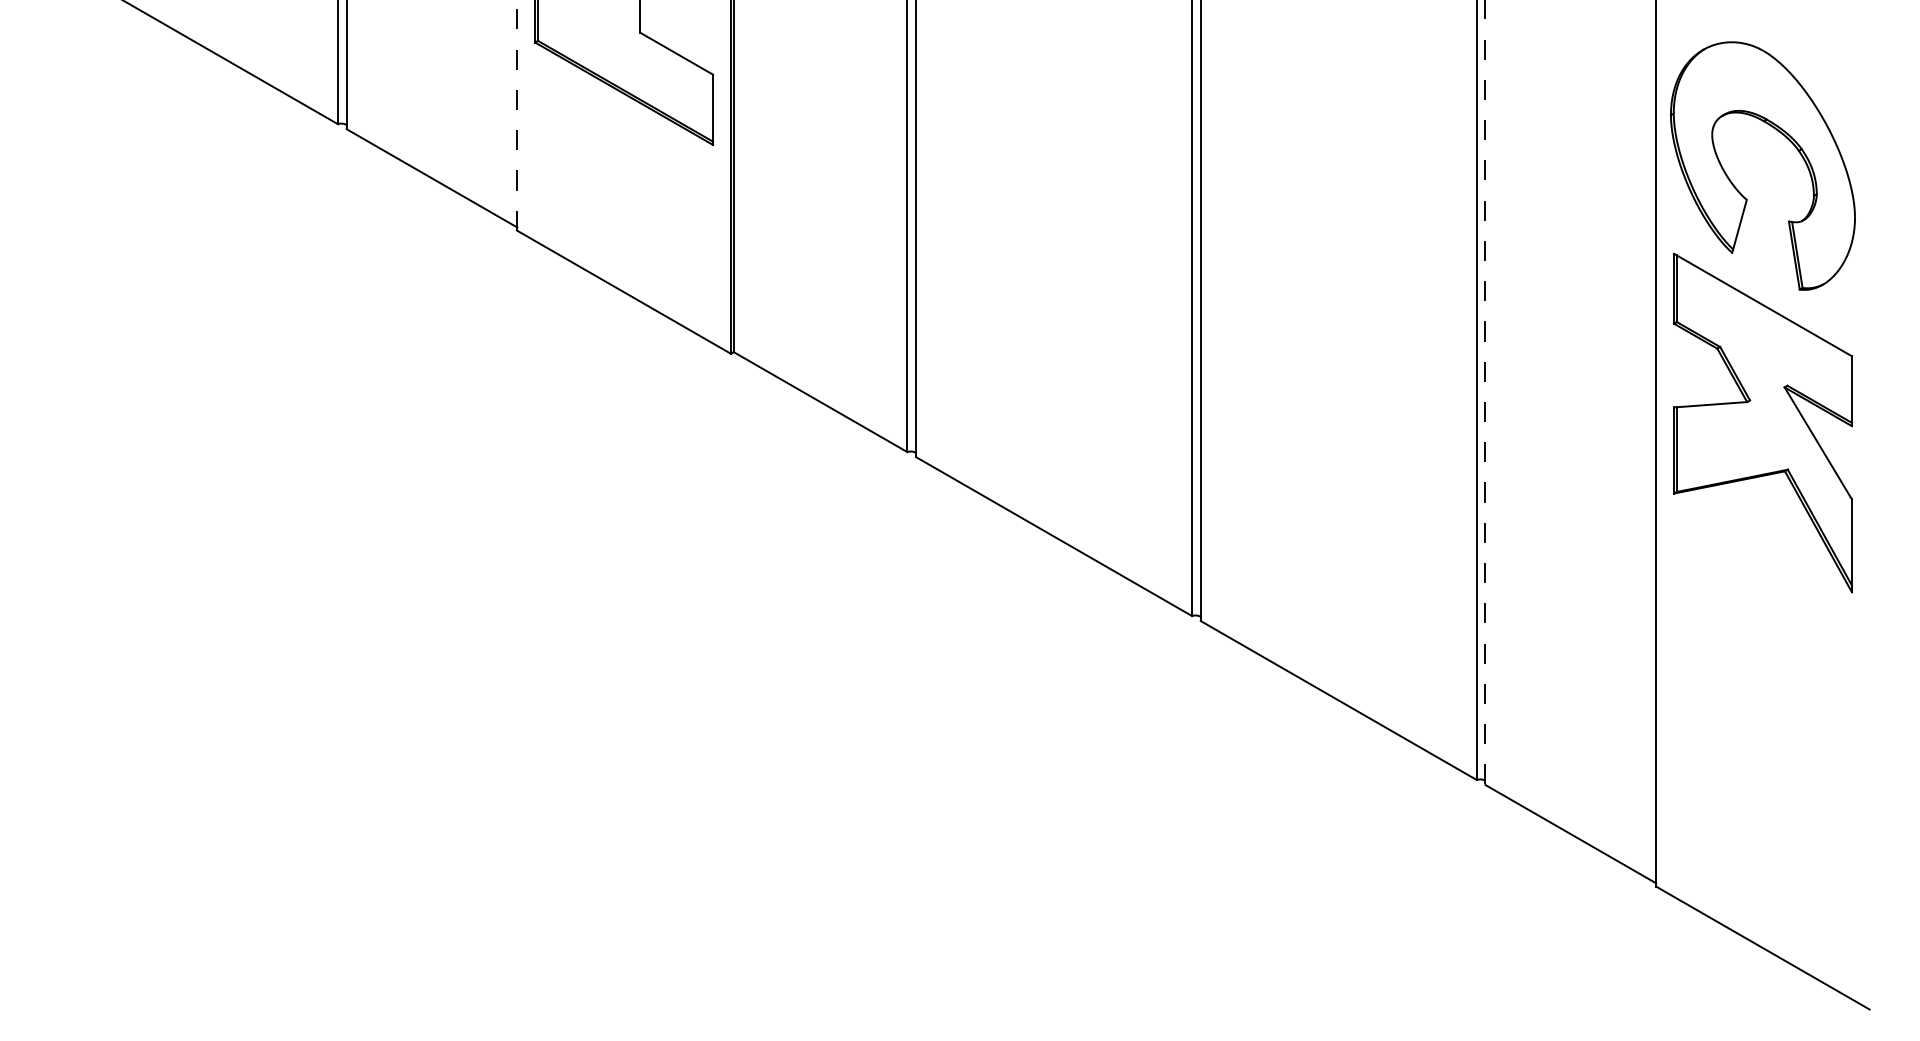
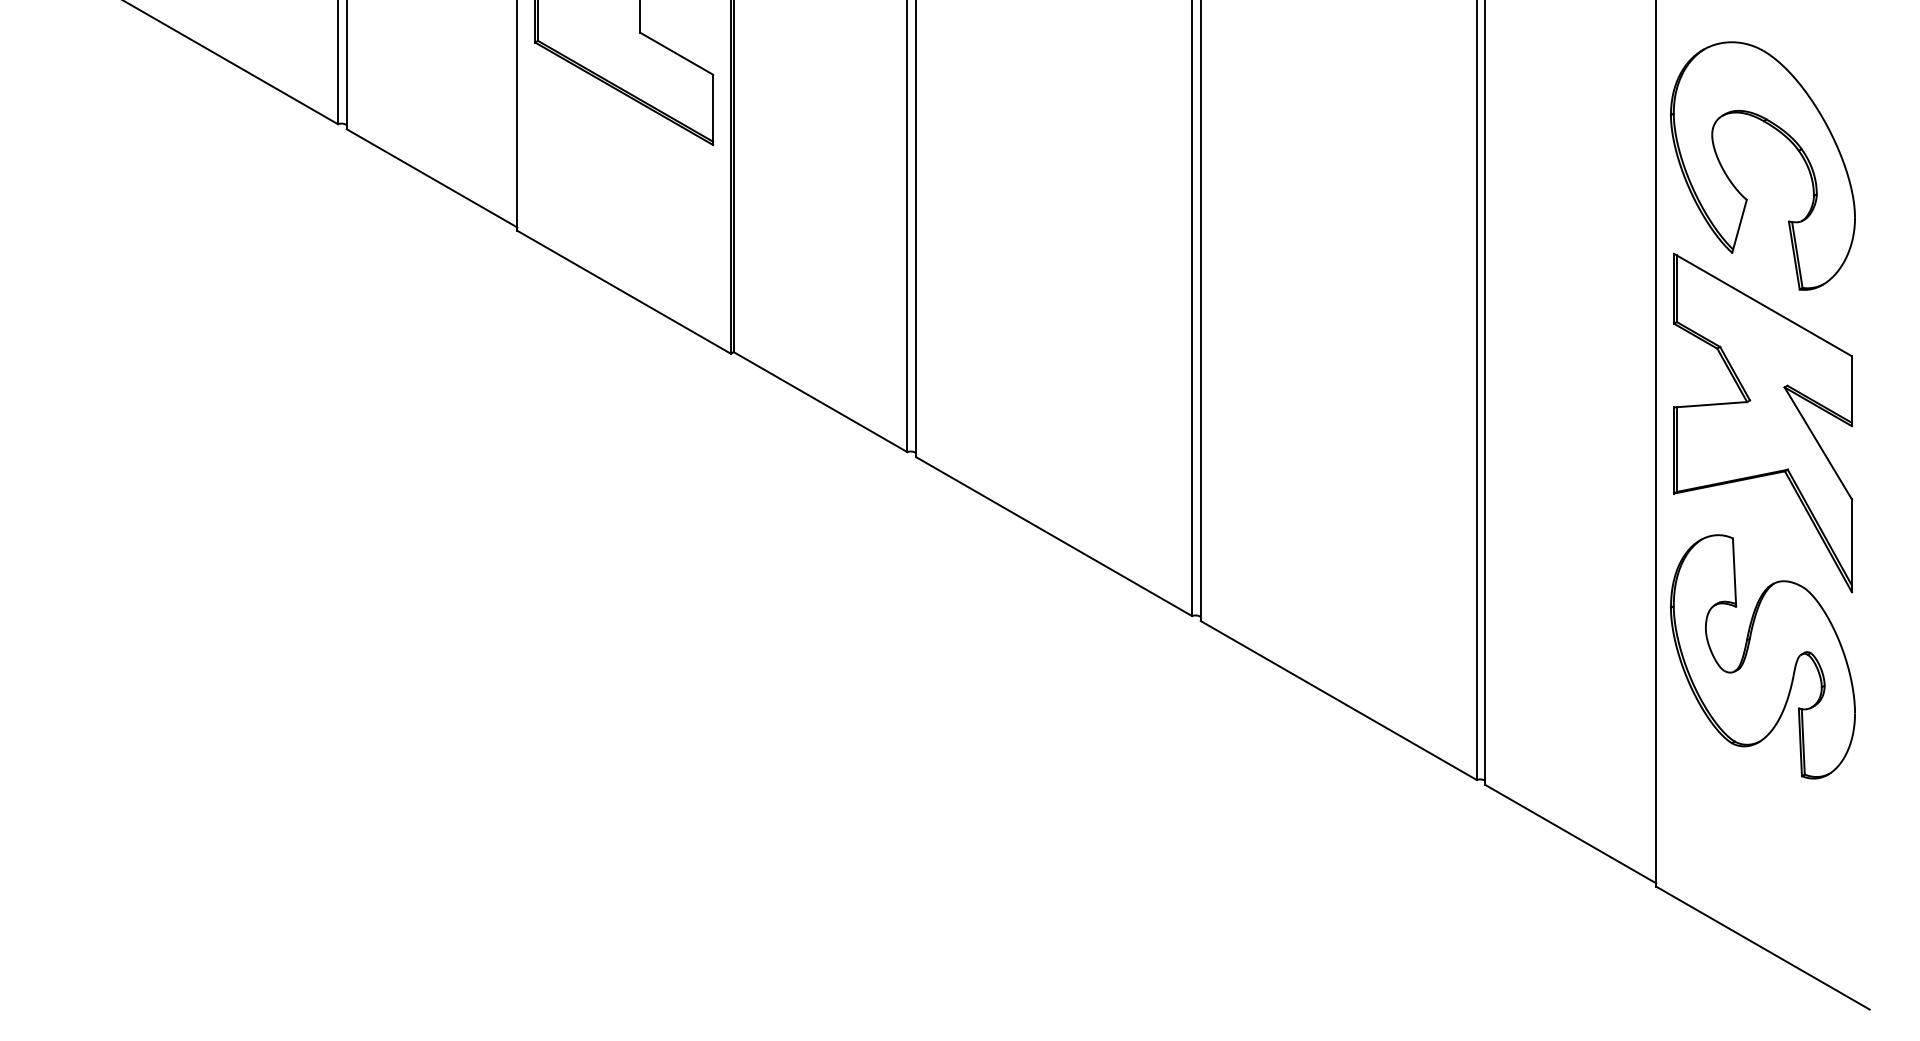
line: dashed -> solid (517, 115)
line: dashed -> solid (1485, 393)
part: none -> present (1762, 656)
